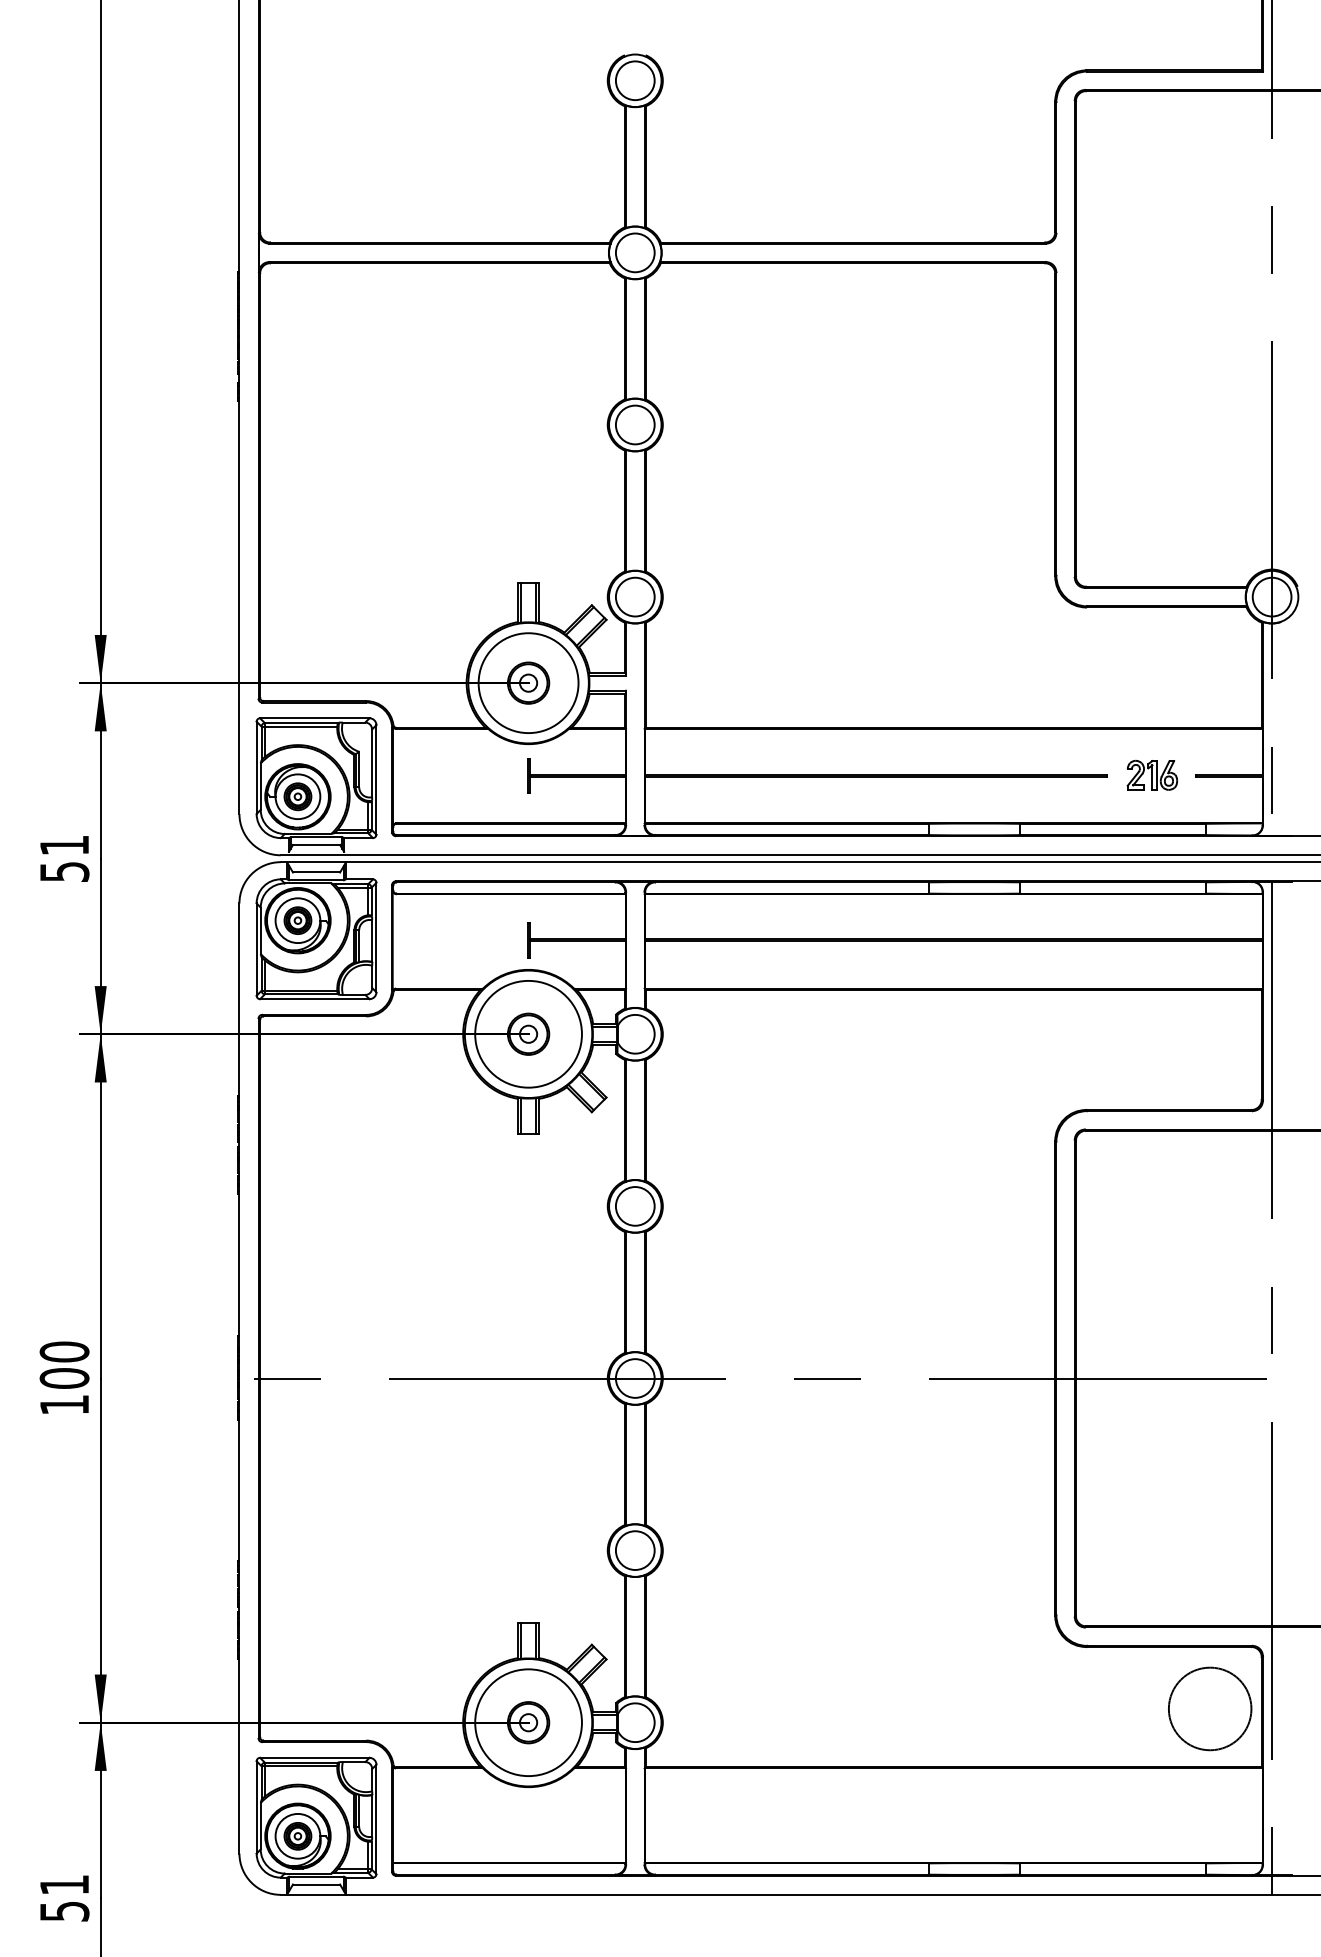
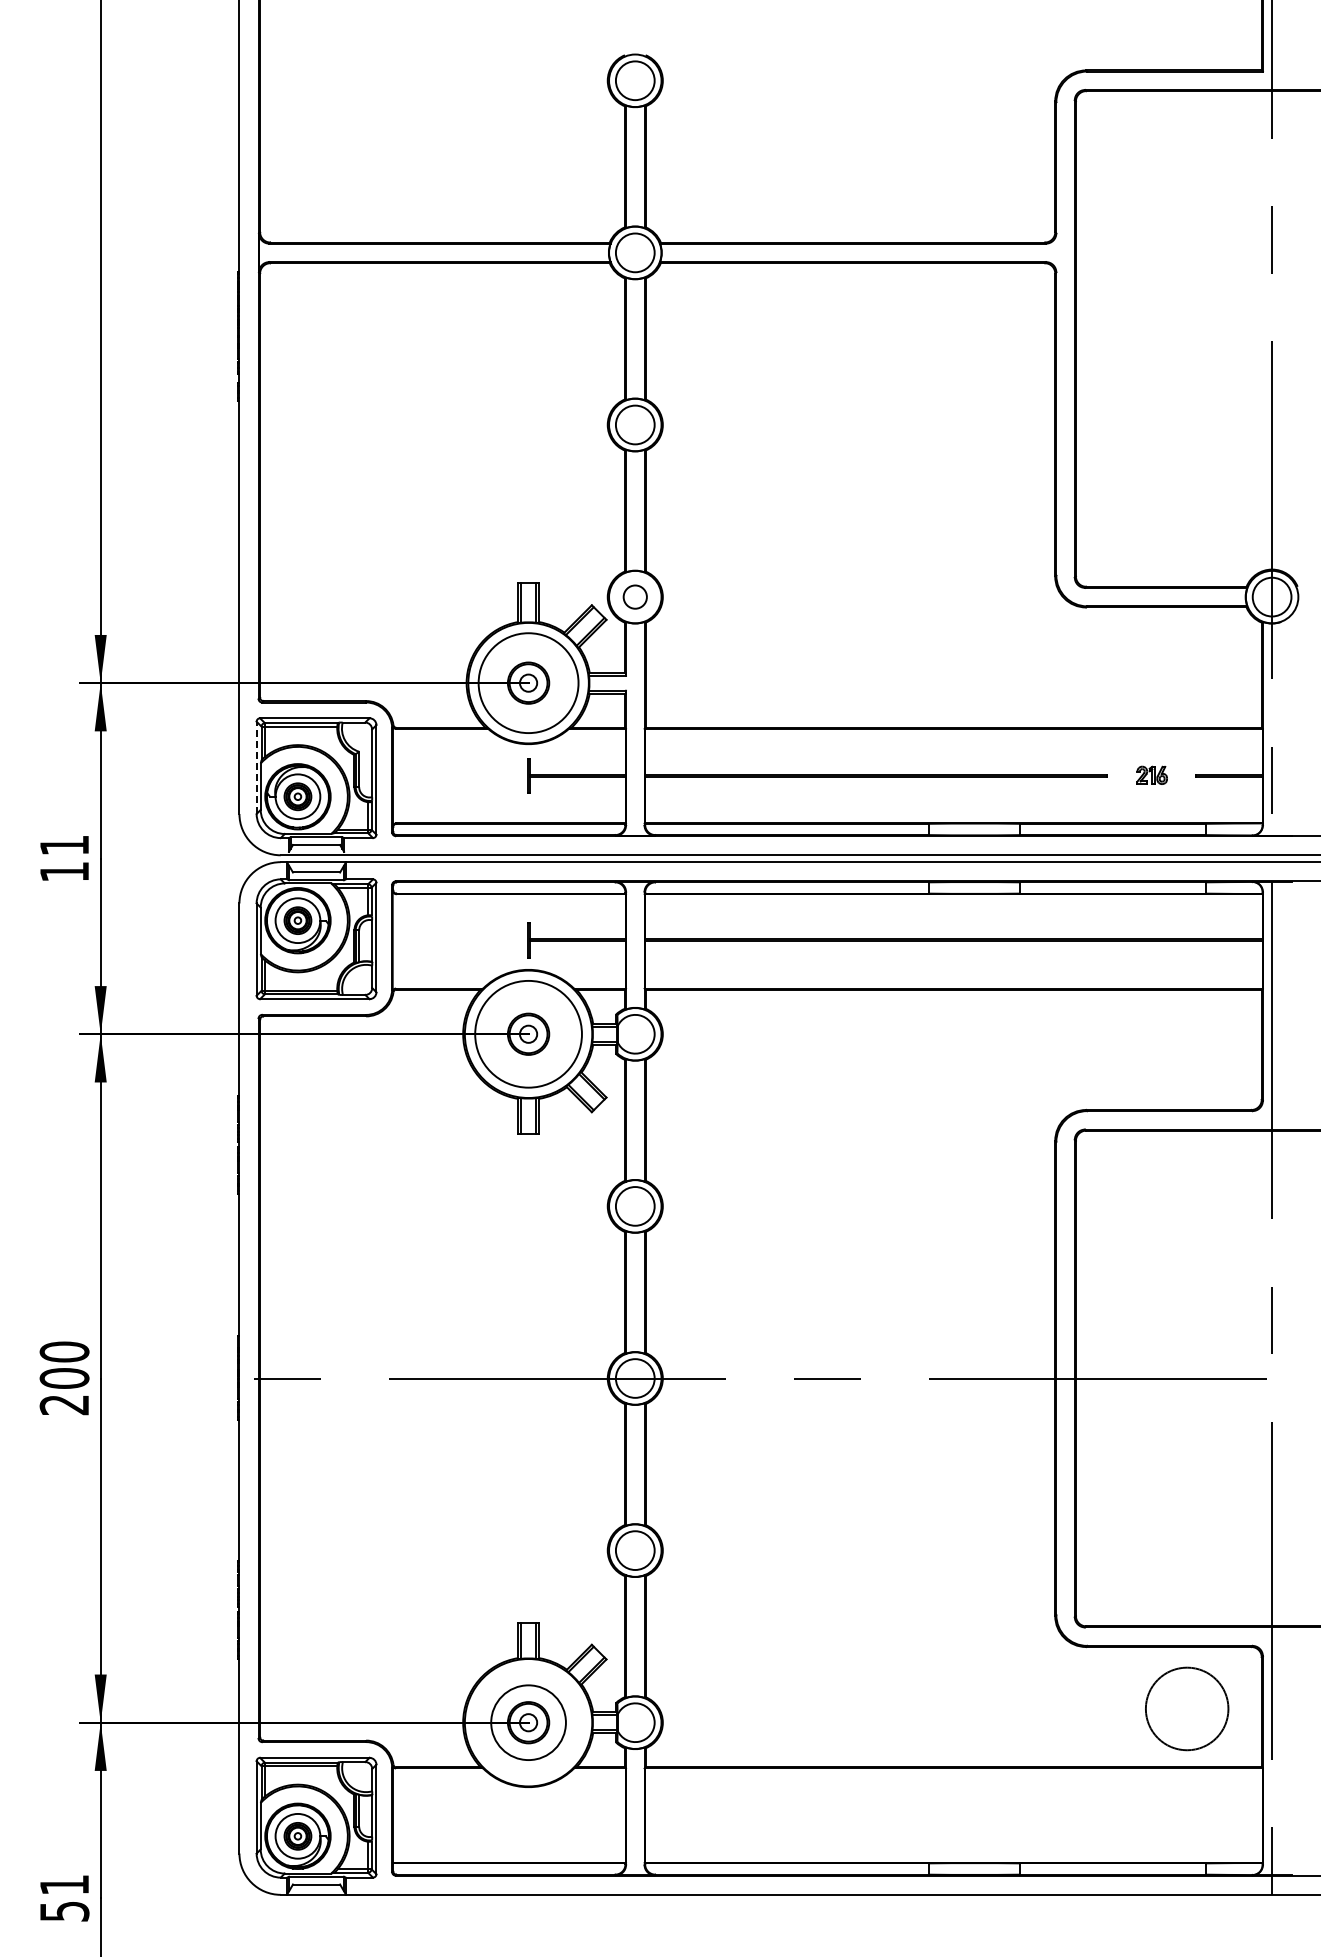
circle diameter: 39 px -> 23 px (634, 596)
line: solid -> dashed (256, 767)
part size: 52x31 px -> 32x20 px (1151, 774)
text: 51 -> 11 (64, 871)
text: 100 -> 200 (63, 1405)
circle position: (1210, 1708) -> (1187, 1708) (1187, 1708)
circle diameter: 107 px -> 75 px (528, 1722)
